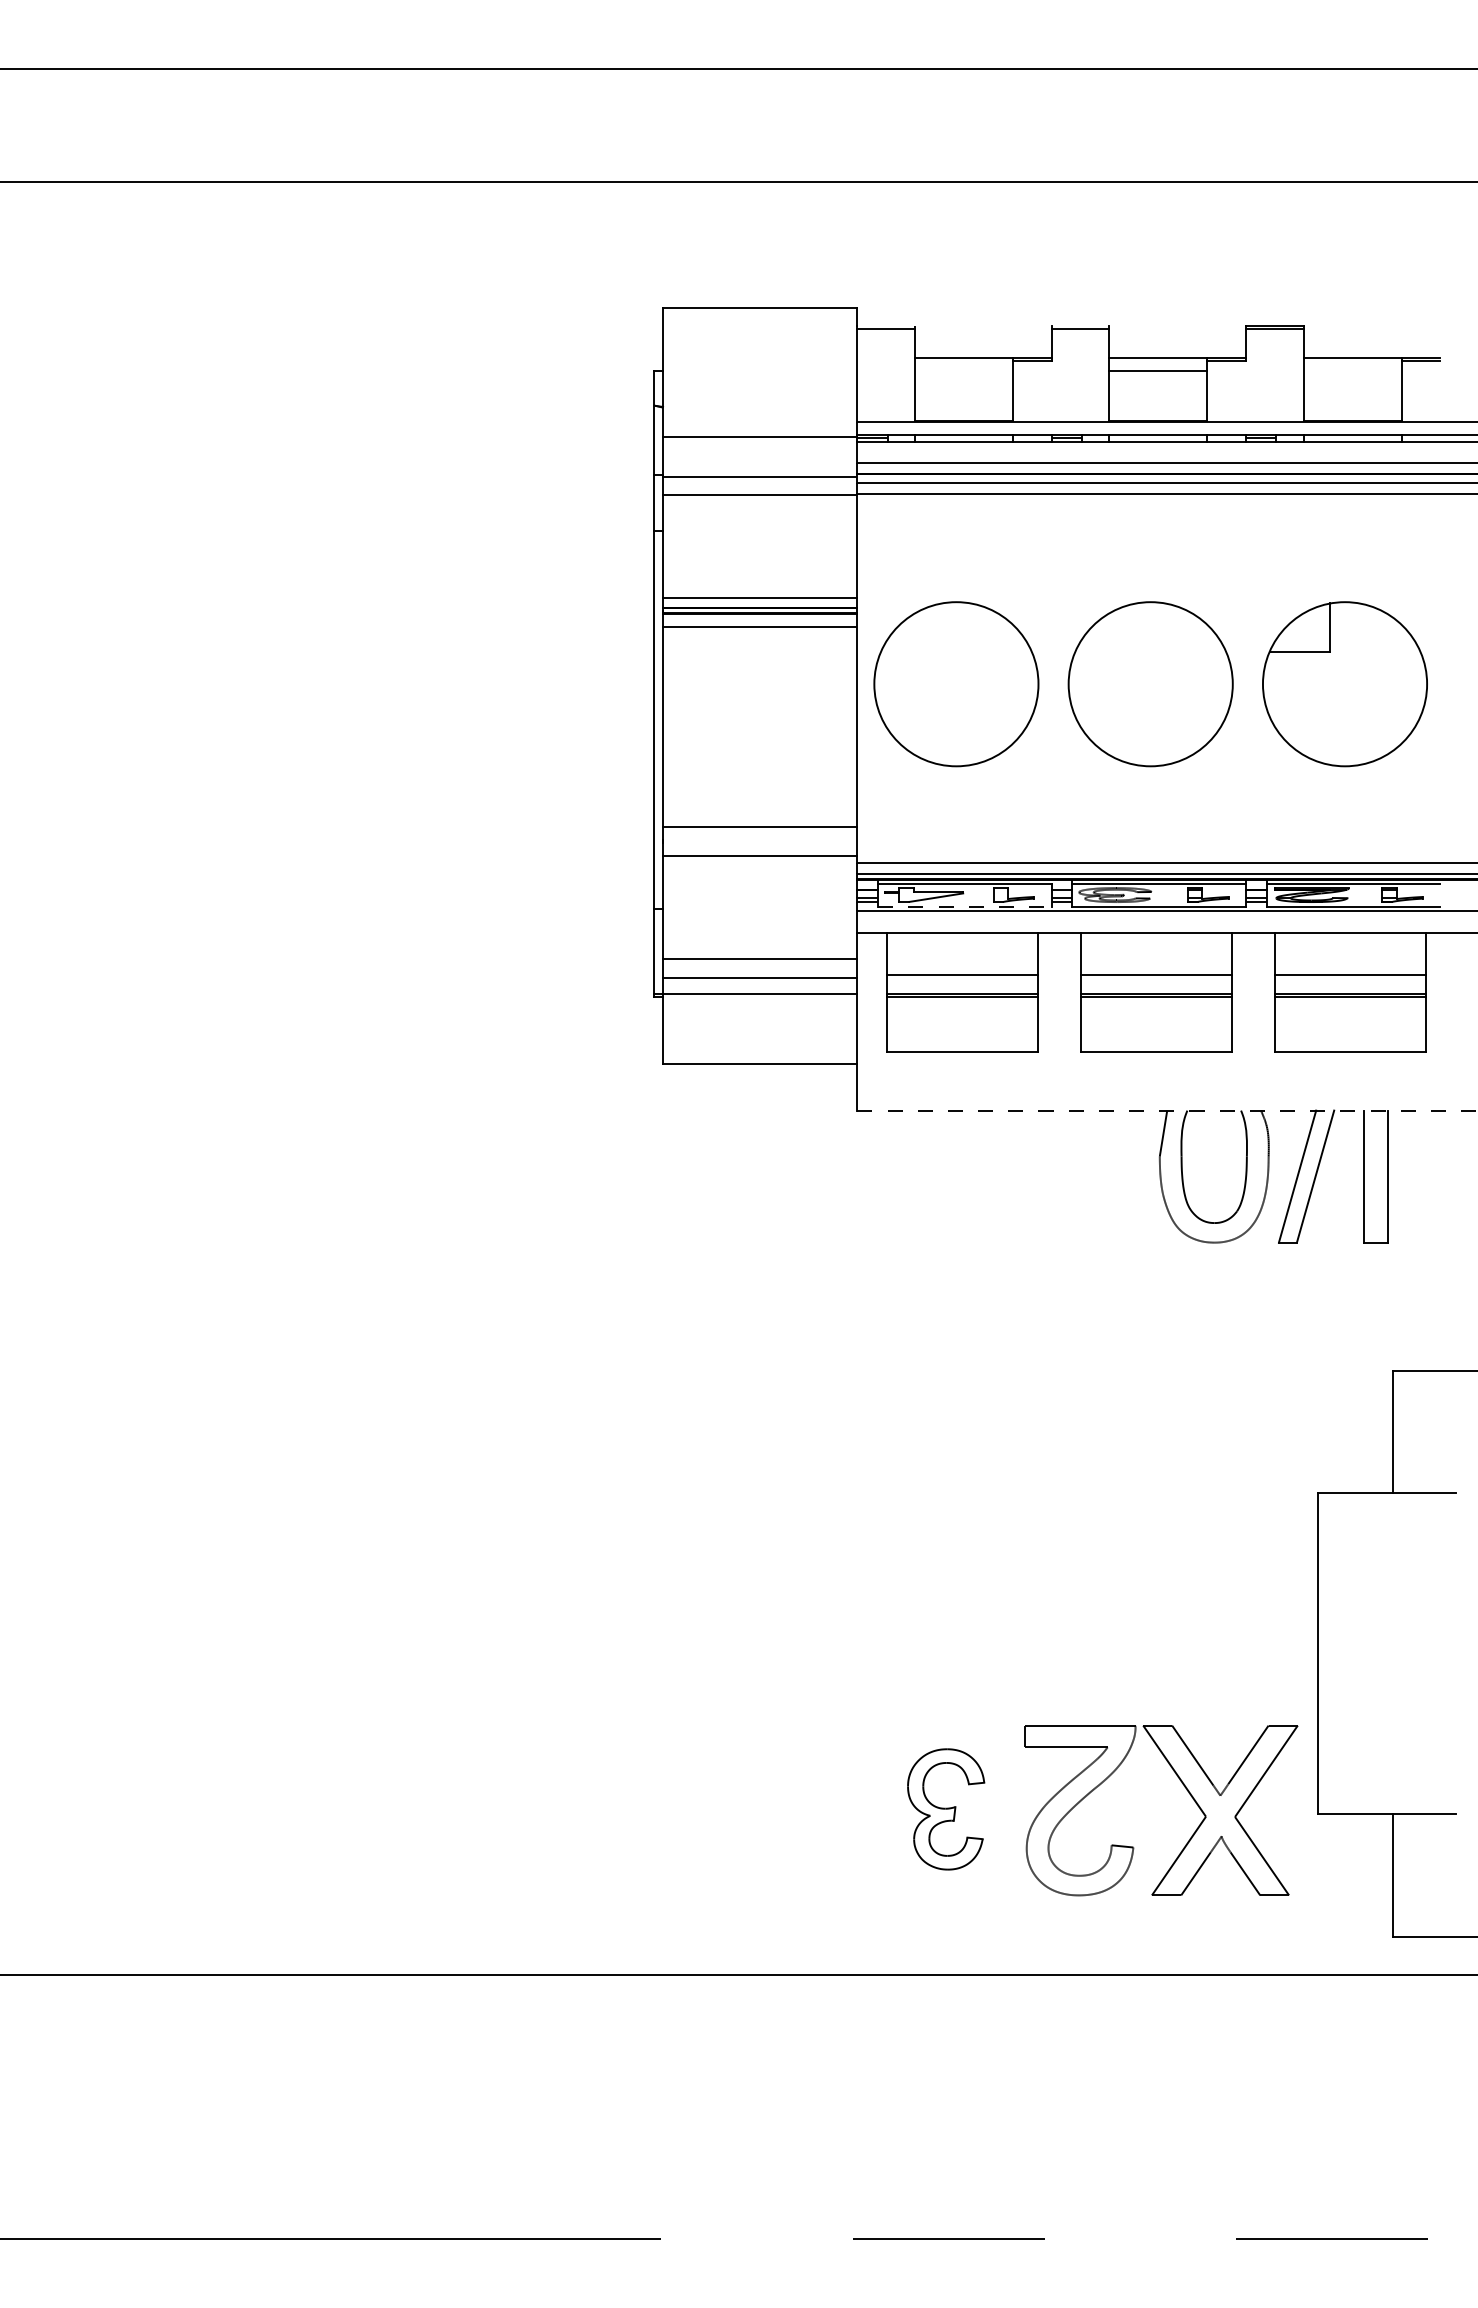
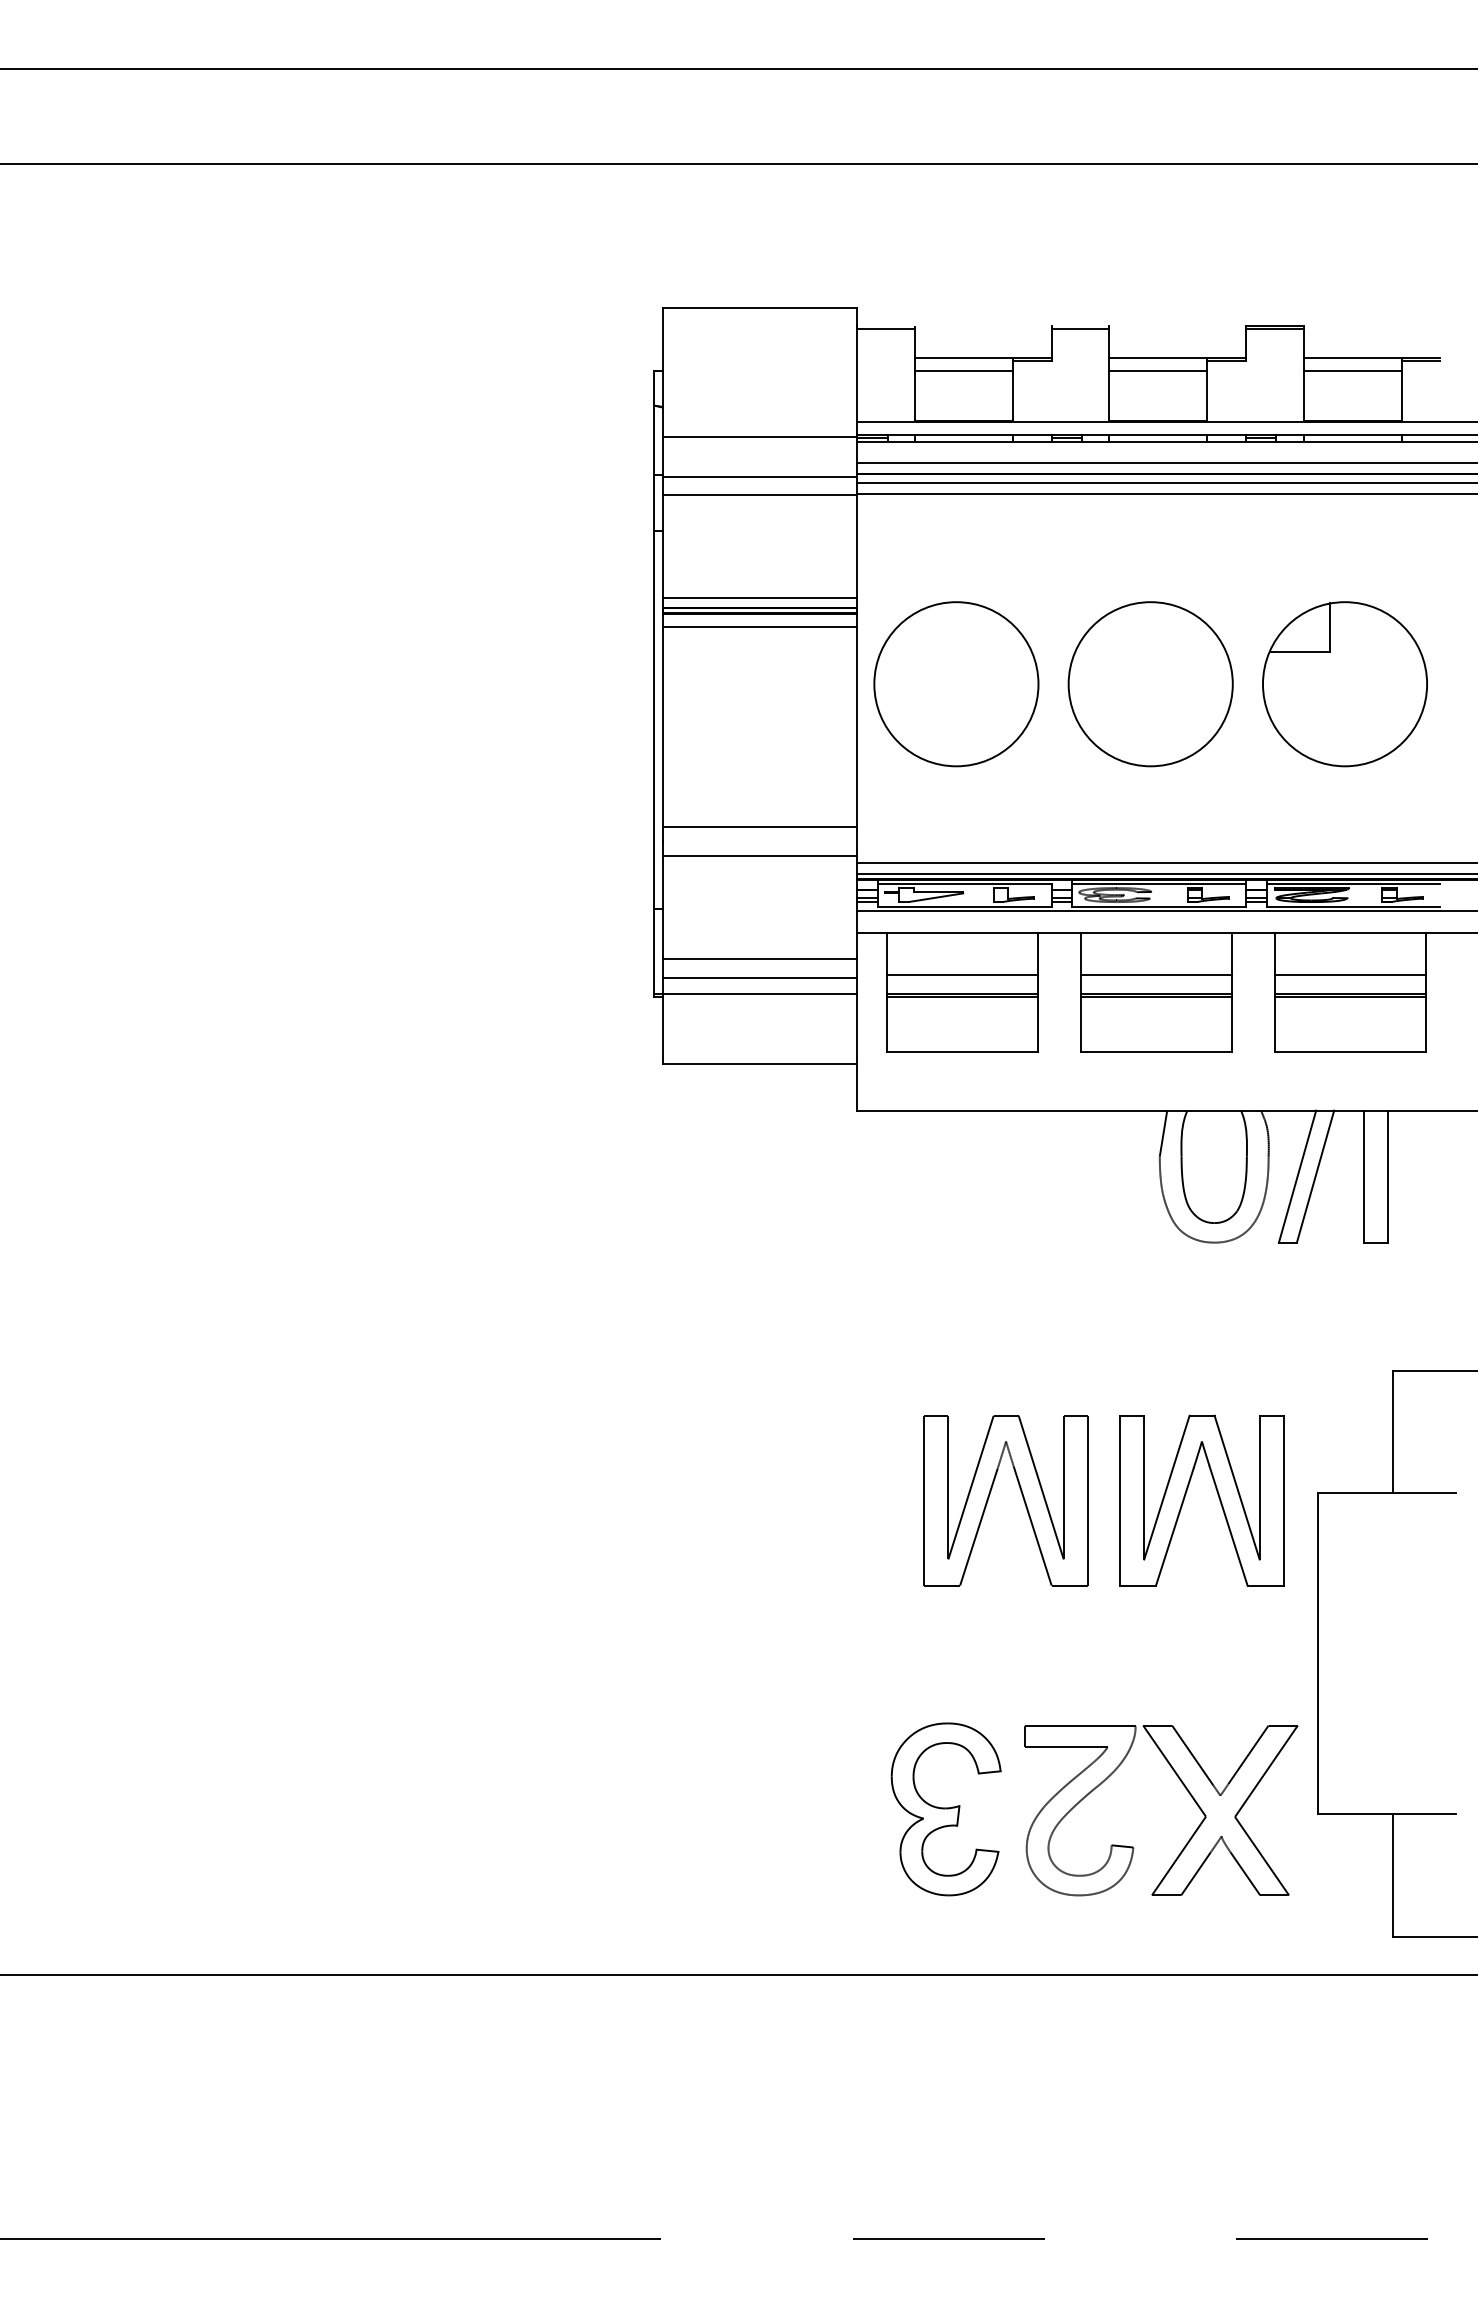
line position: (738, 181) -> (738, 163) (738, 163)
line: none -> present (963, 371)
line: none -> present (1352, 371)
line: dashed -> solid (964, 906)
line: dashed -> solid (1167, 1110)
part: none -> present (990, 1494)
part: none -> present (1186, 1494)
part size: 79x123 px -> 112x175 px (945, 1809)
